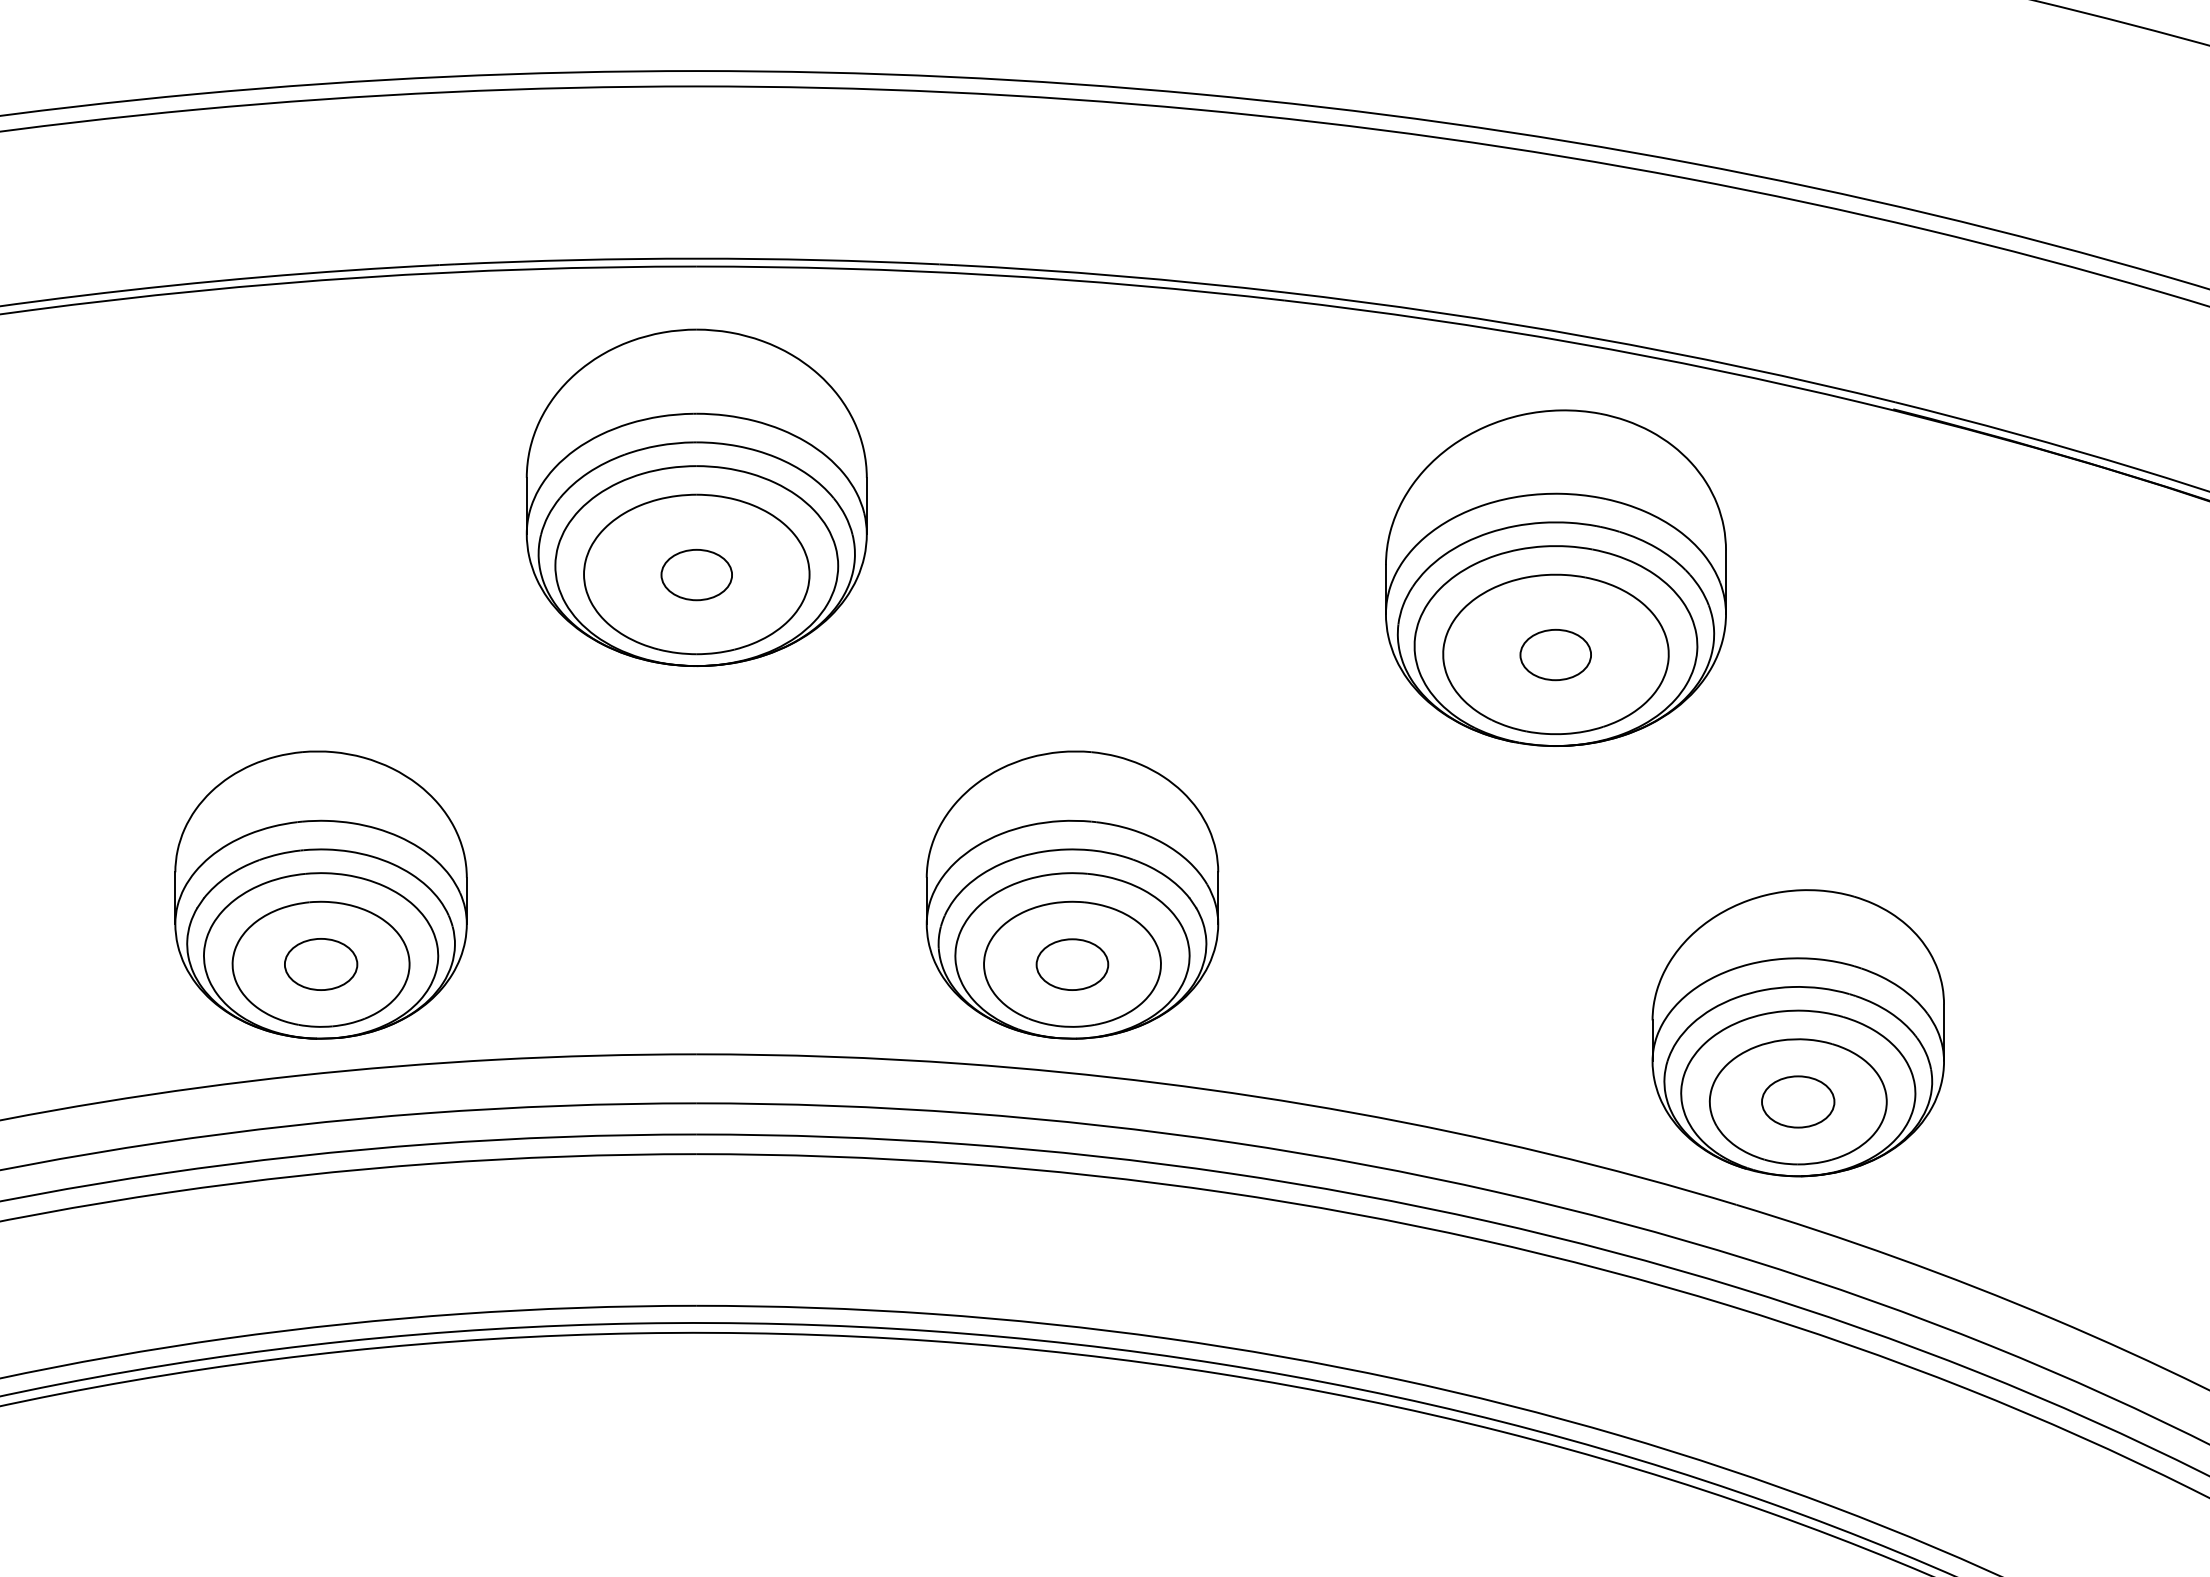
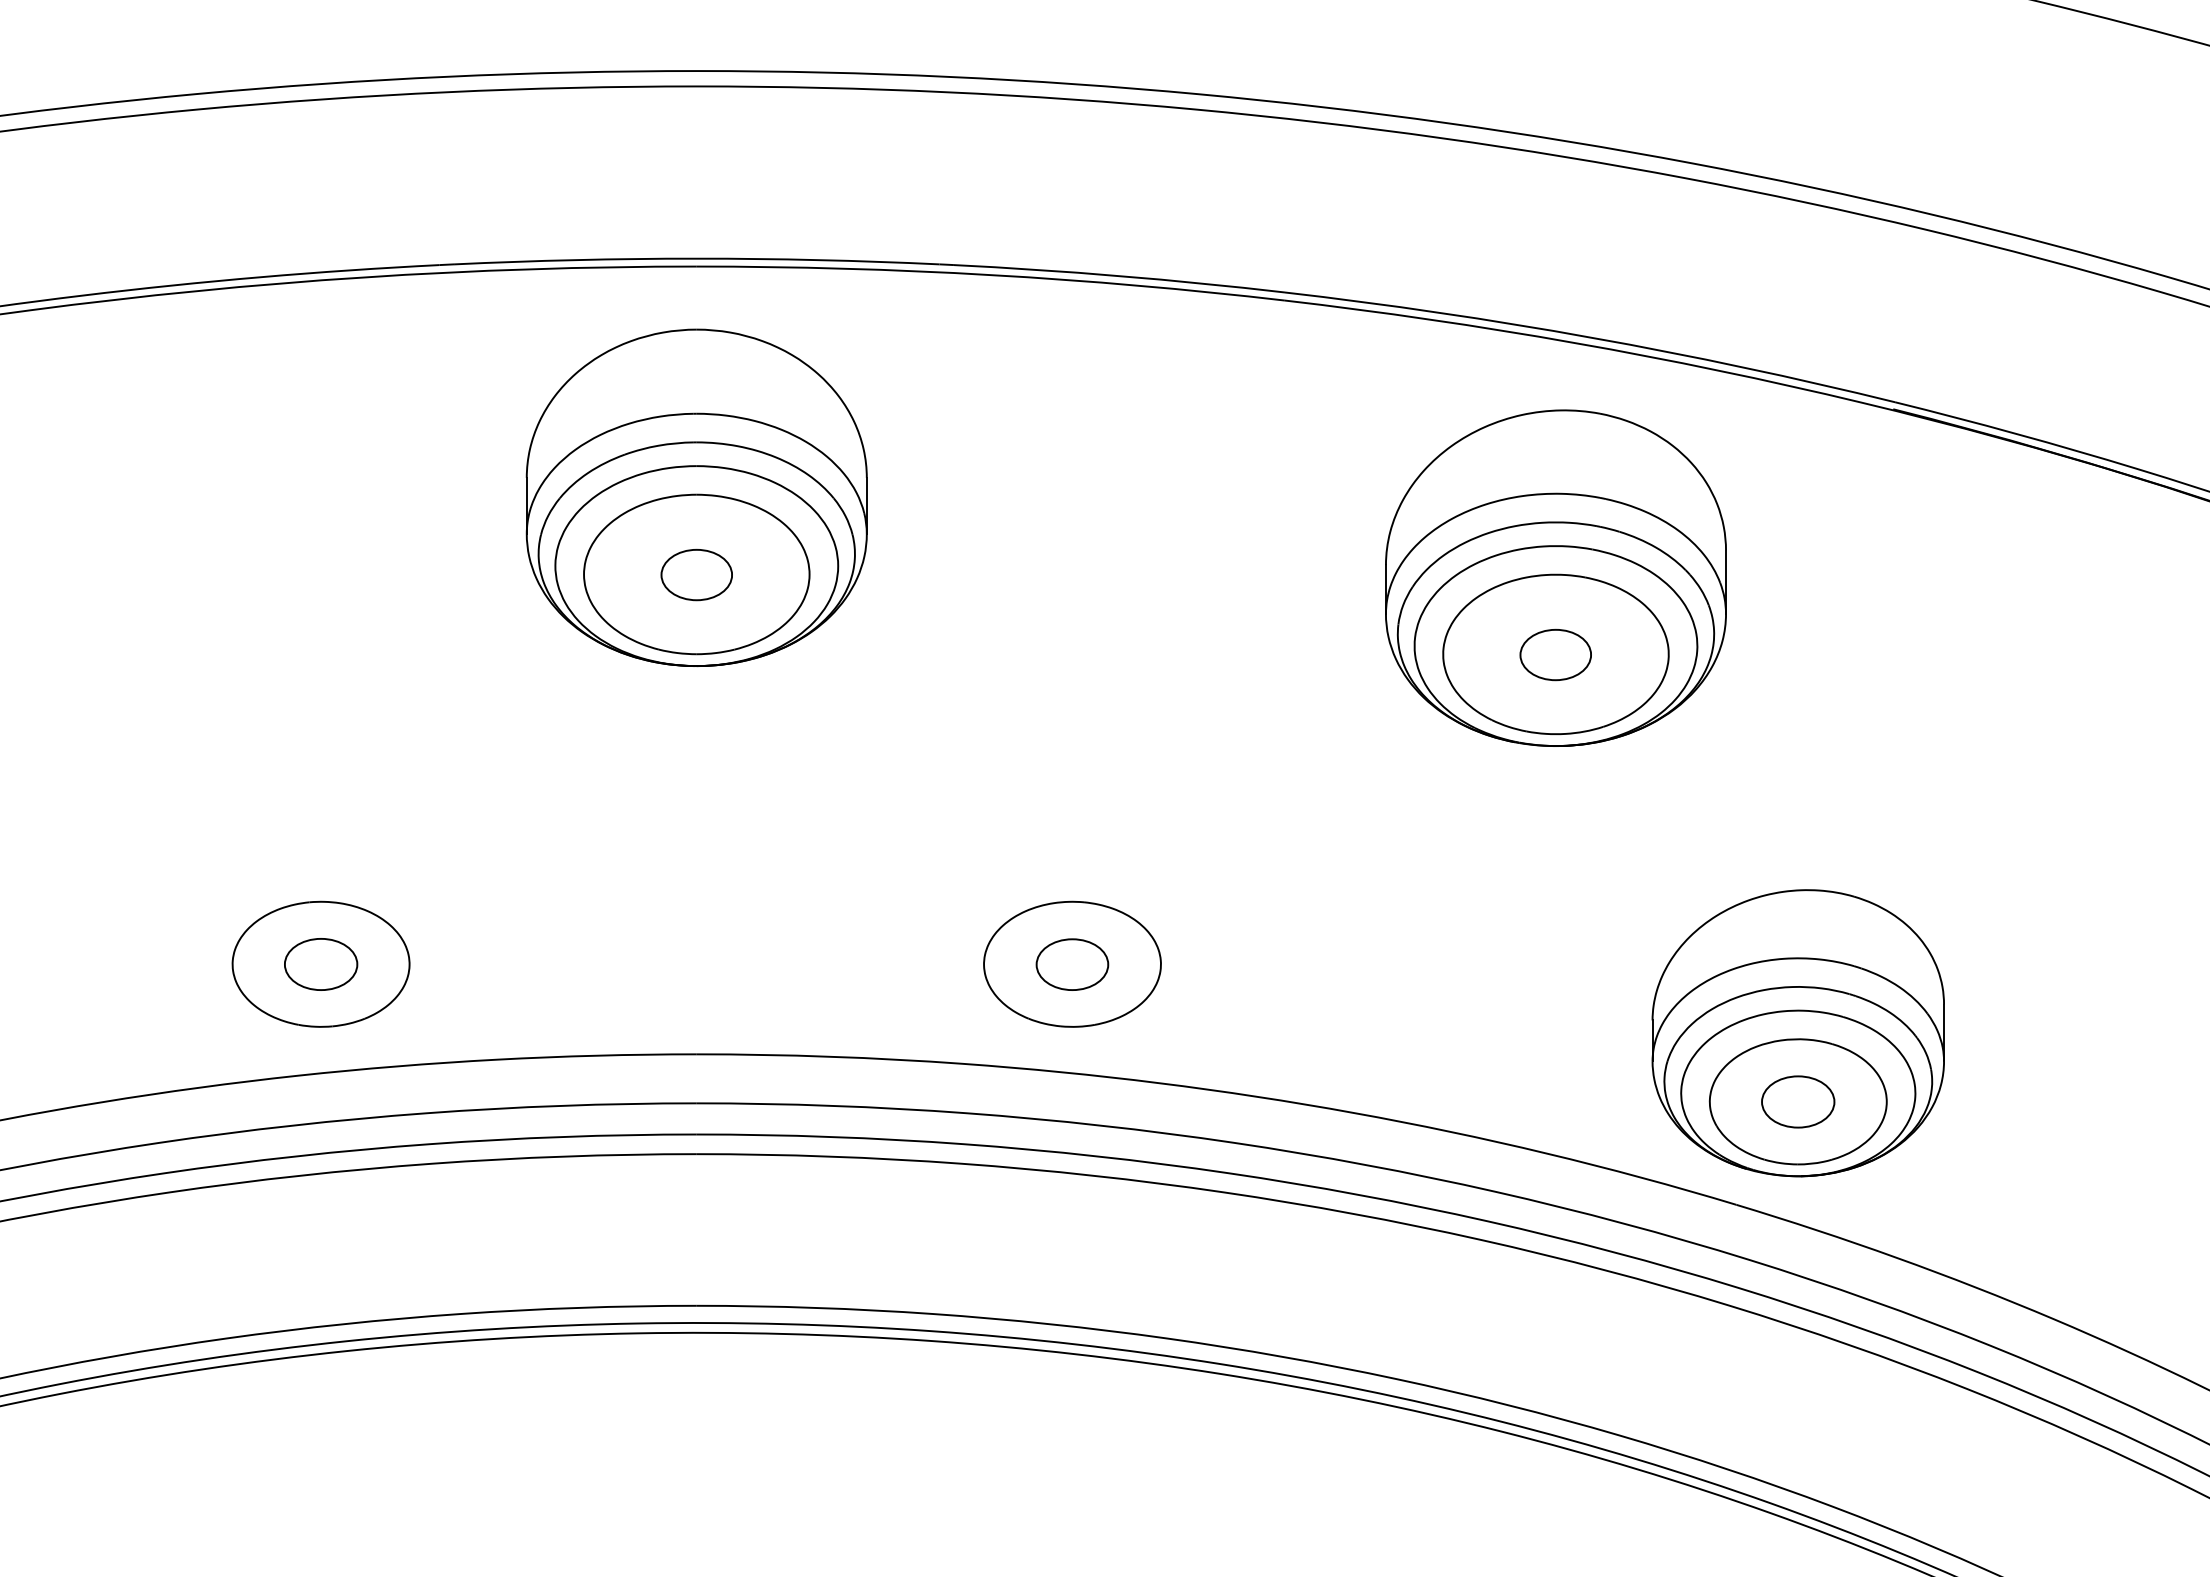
part: present -> none (320, 894)
part: present -> none (1072, 894)
